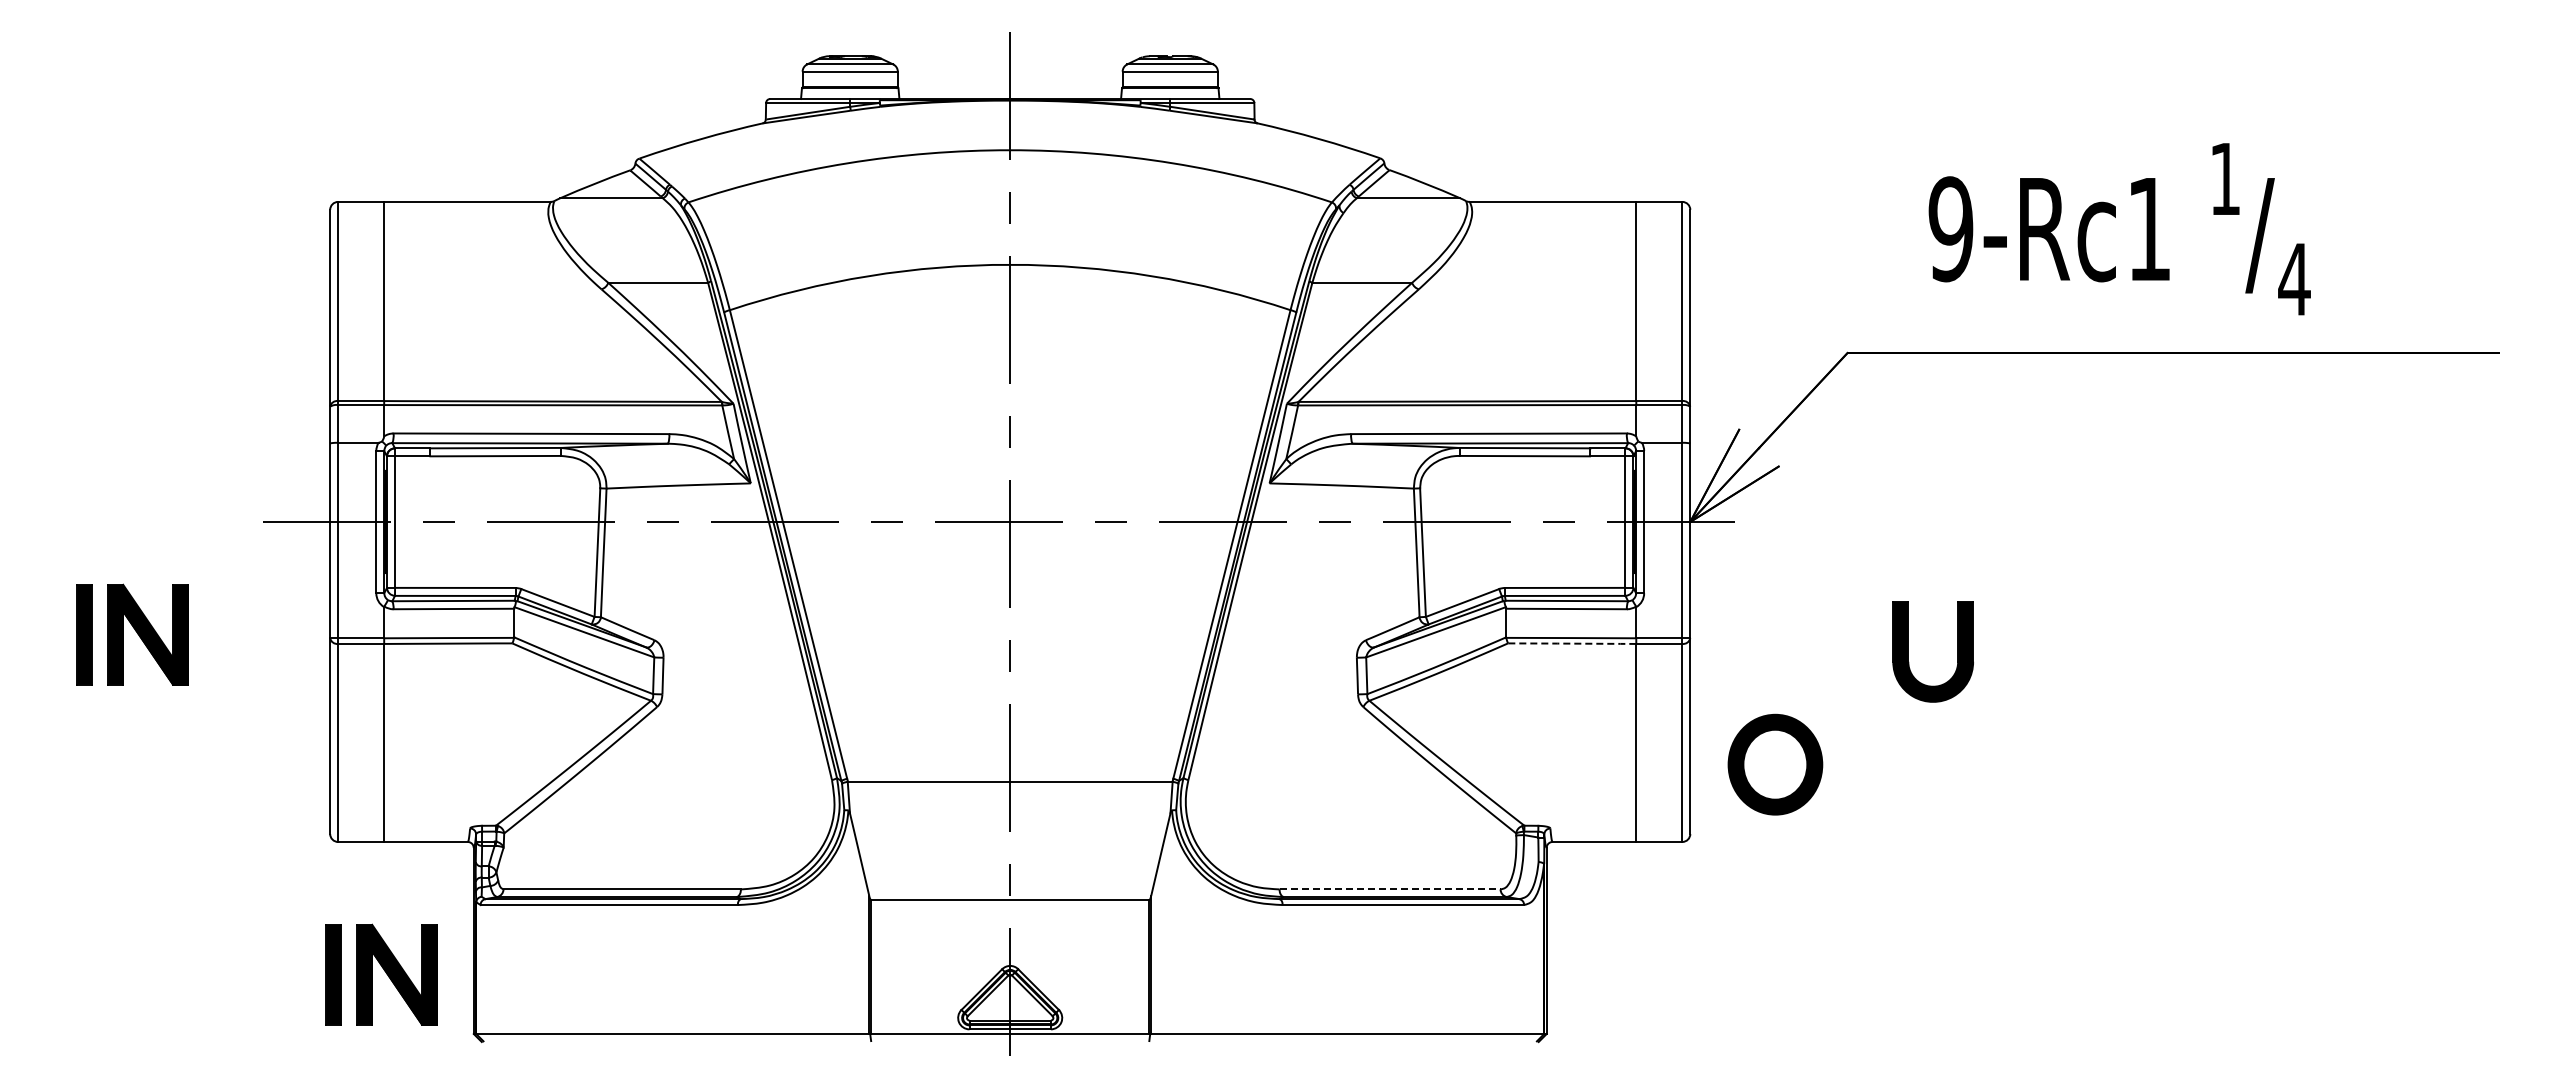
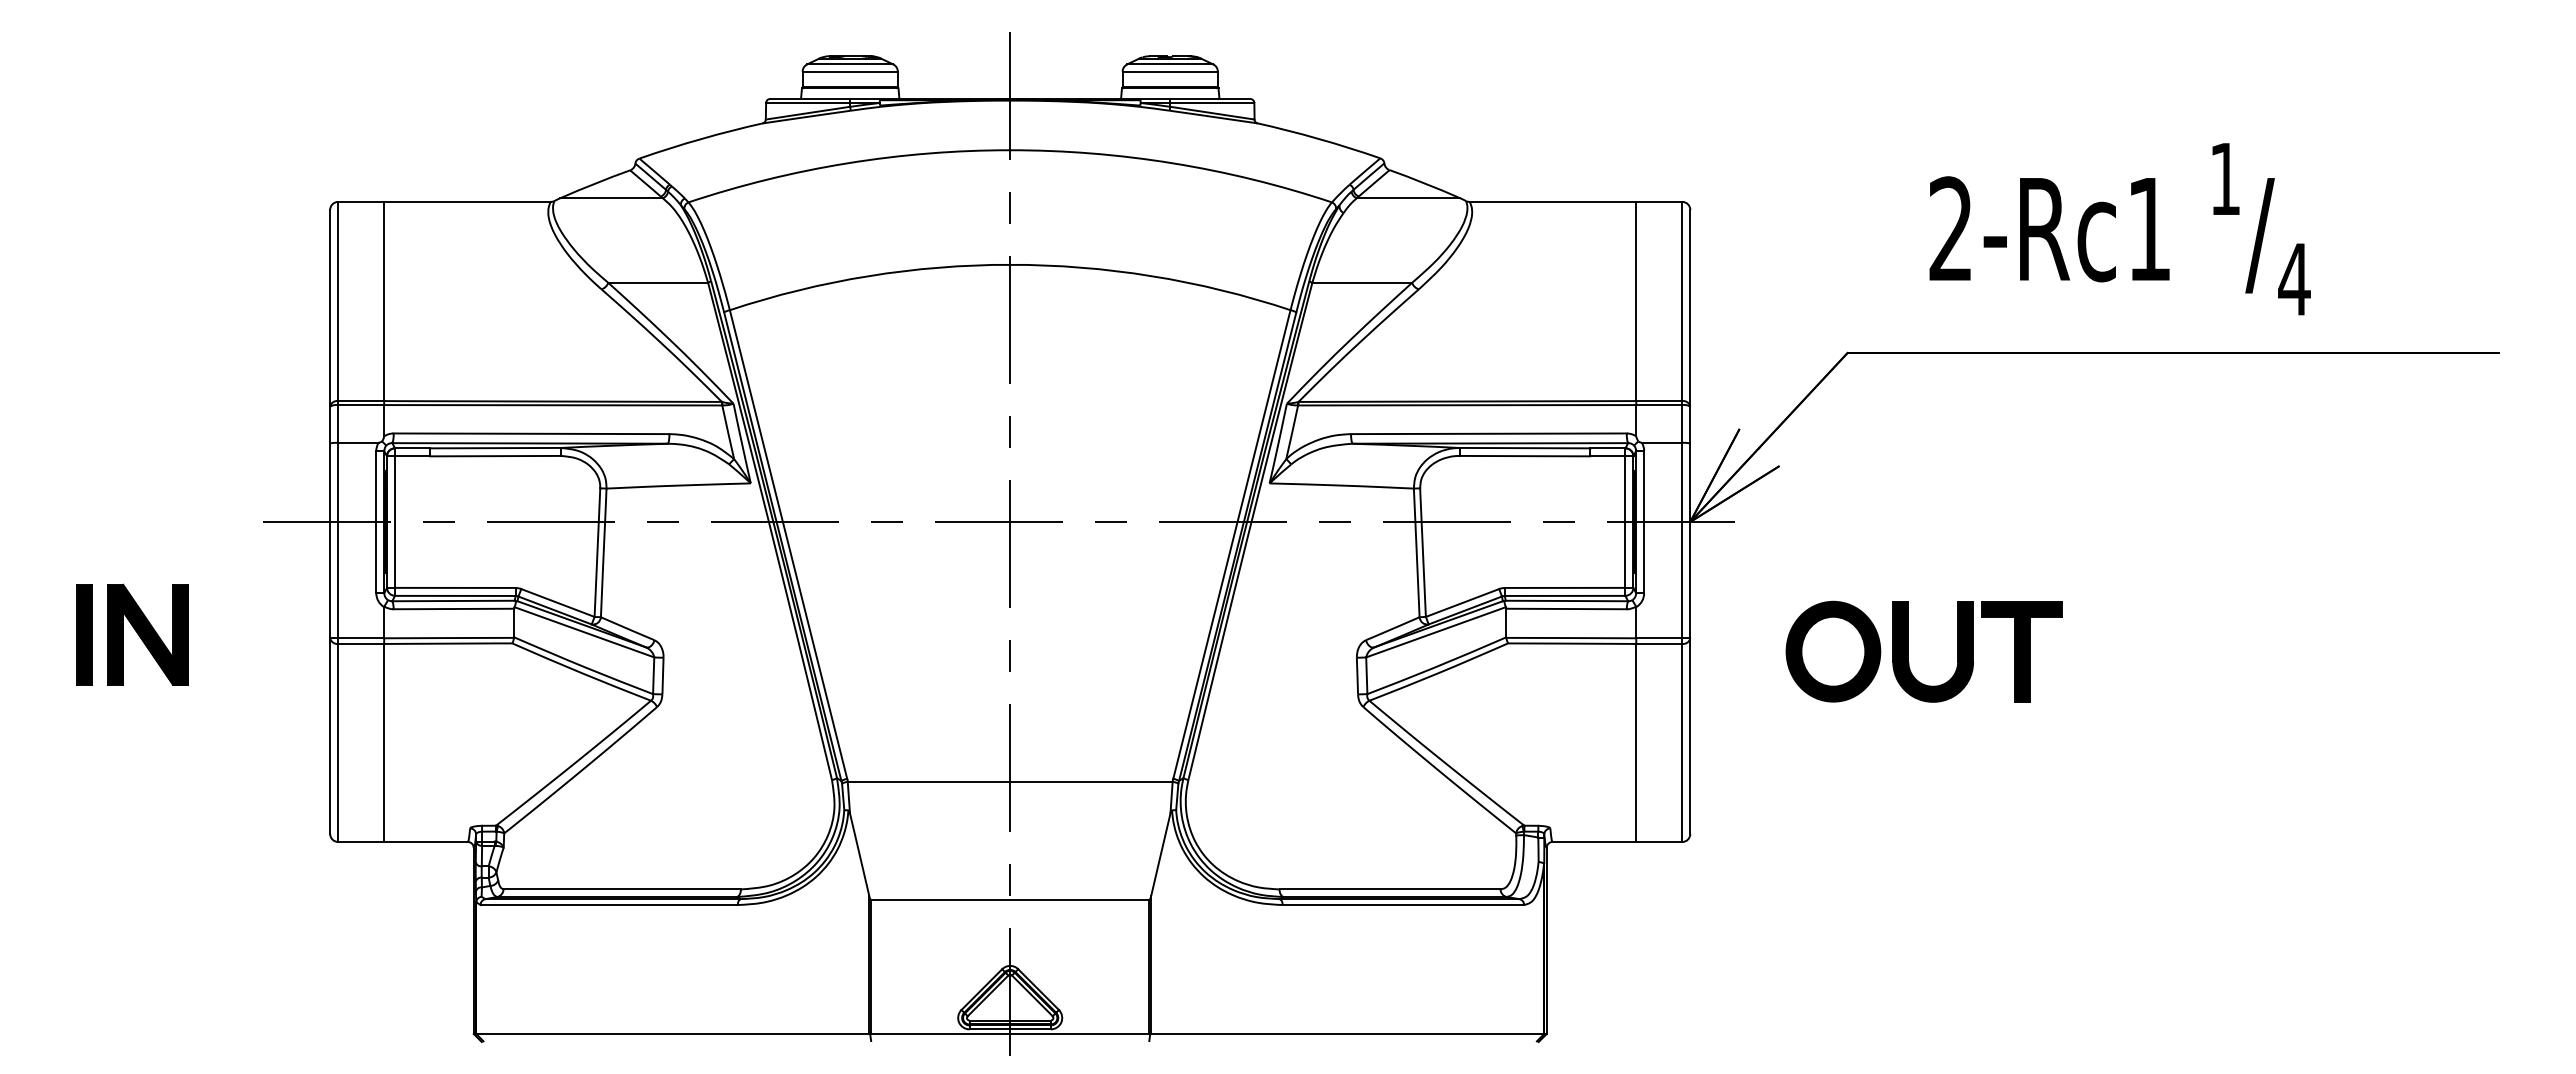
text: 9-Rc1 -> 2-Rc1 (1950, 229)
line: dashed -> solid (1572, 643)
part: none -> present (2021, 651)
part position: (1775, 764) -> (1833, 651) (1833, 651)
line: dashed -> solid (1390, 889)
part: present -> none (381, 974)
